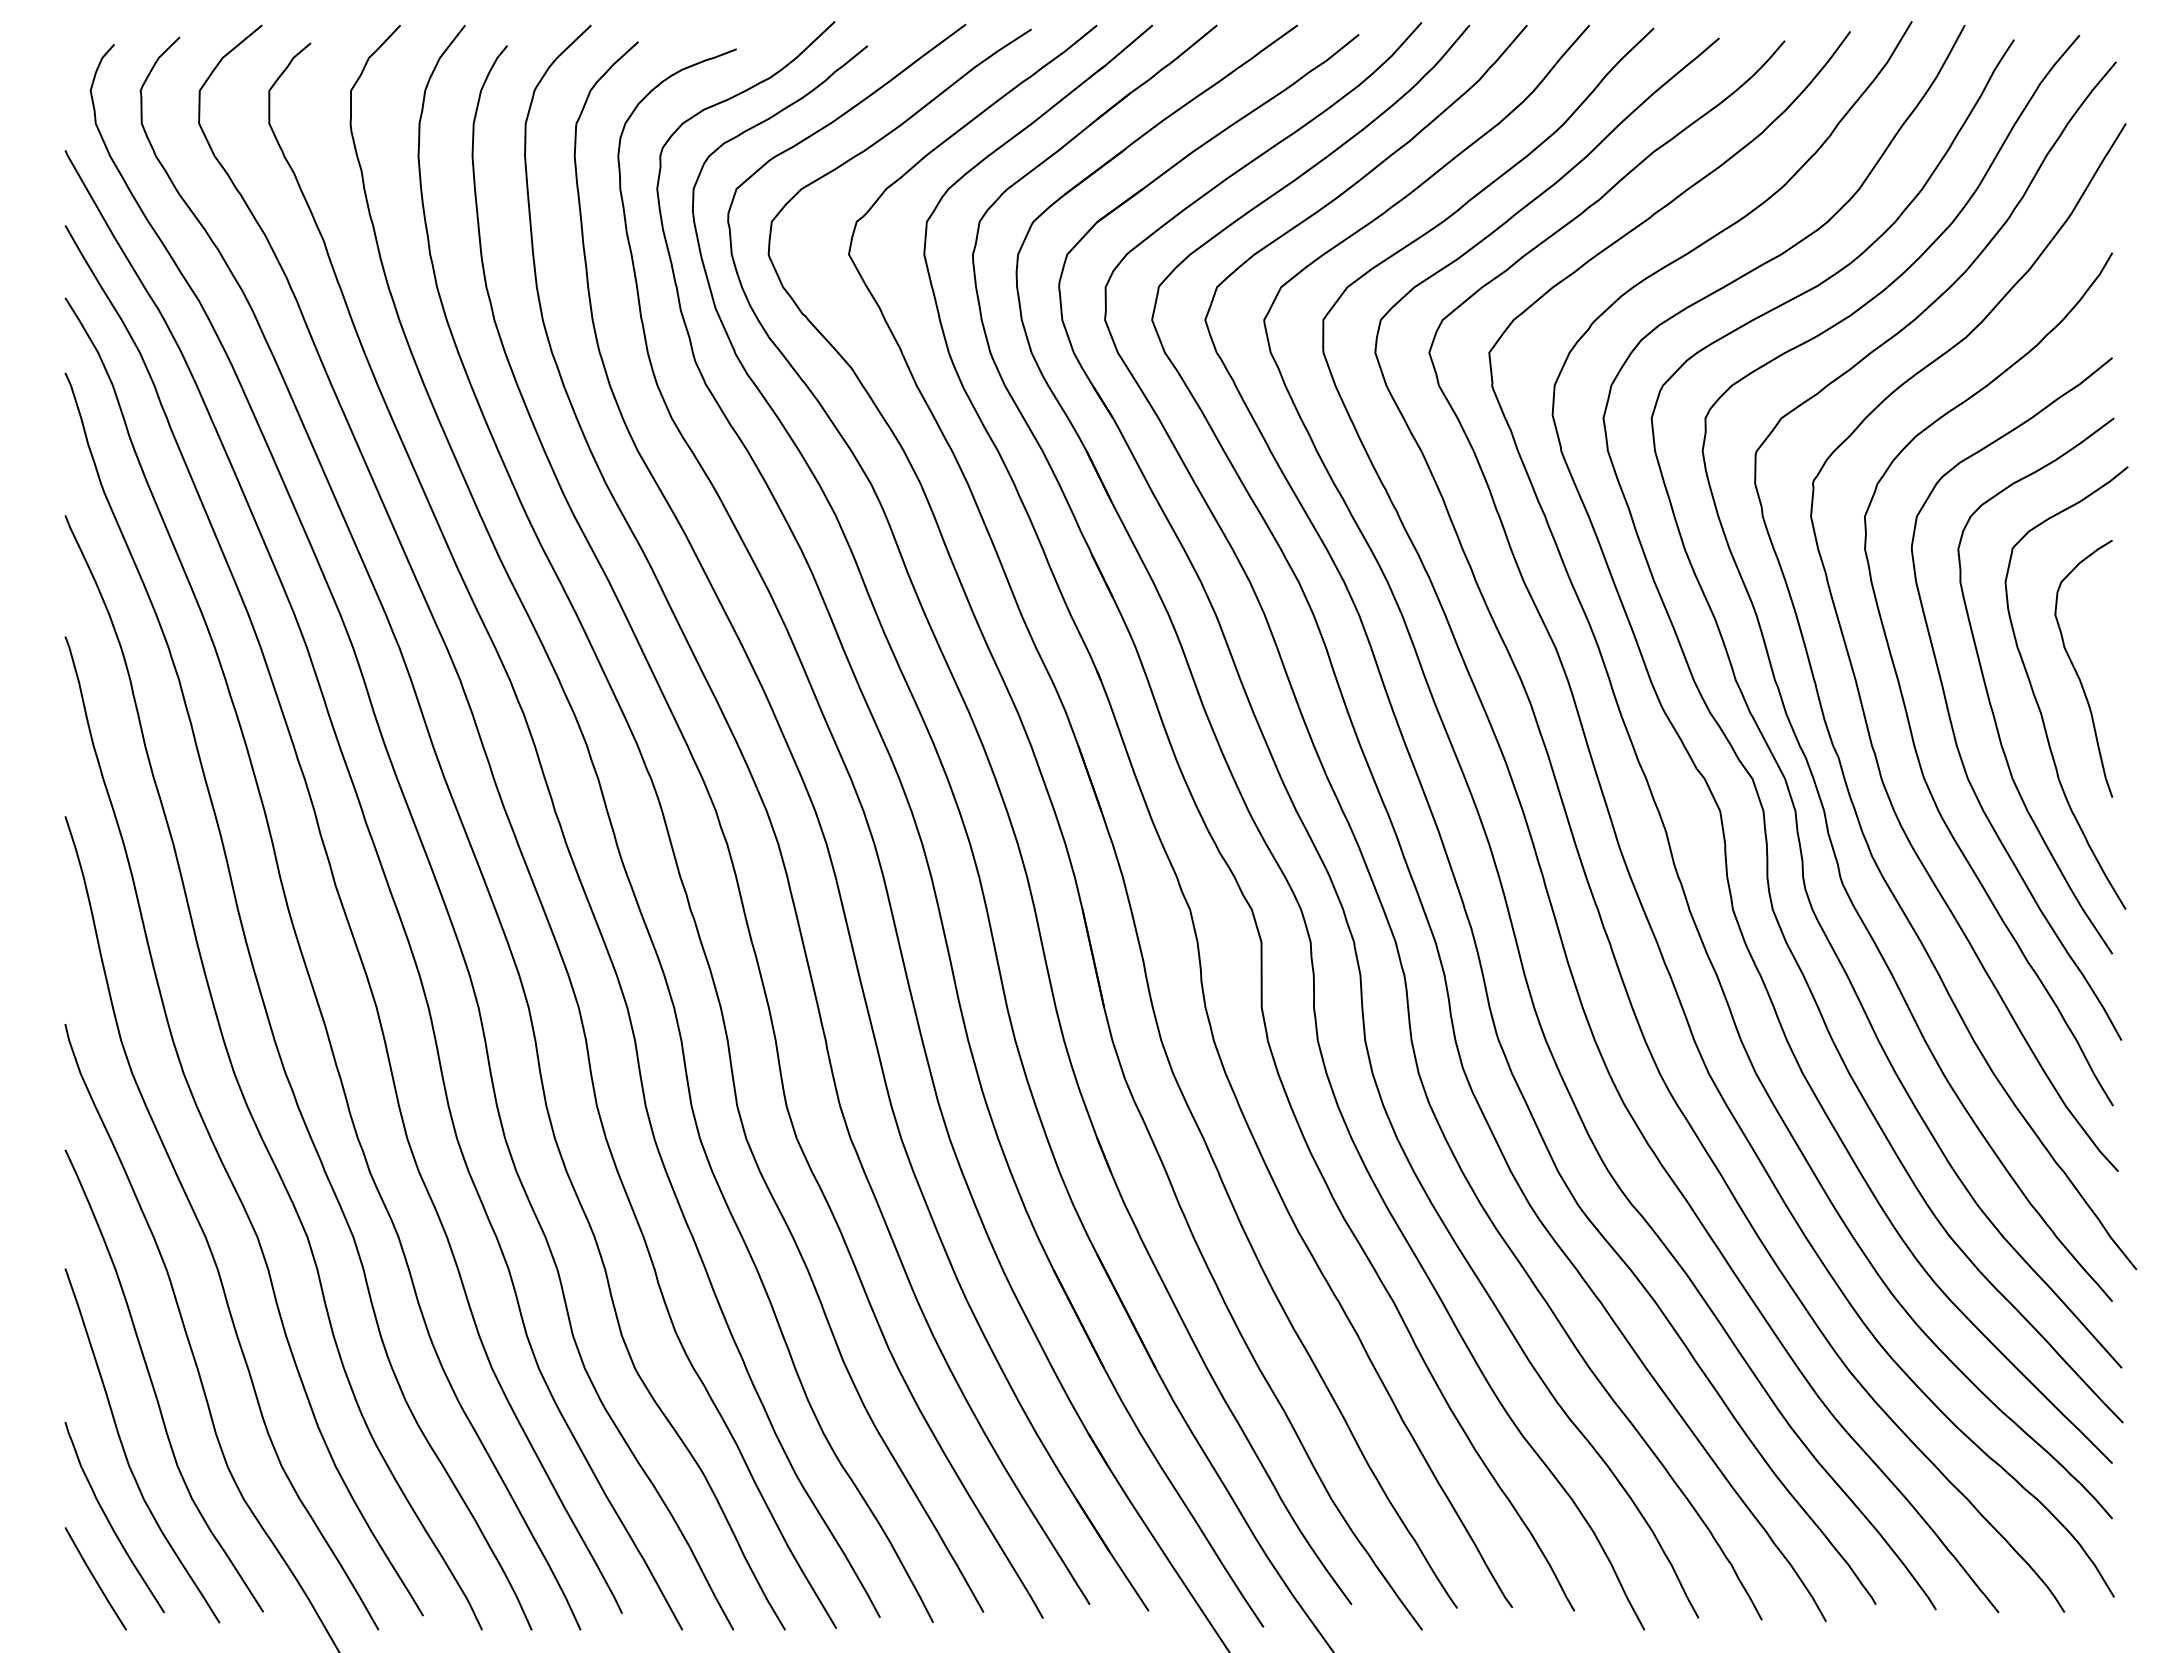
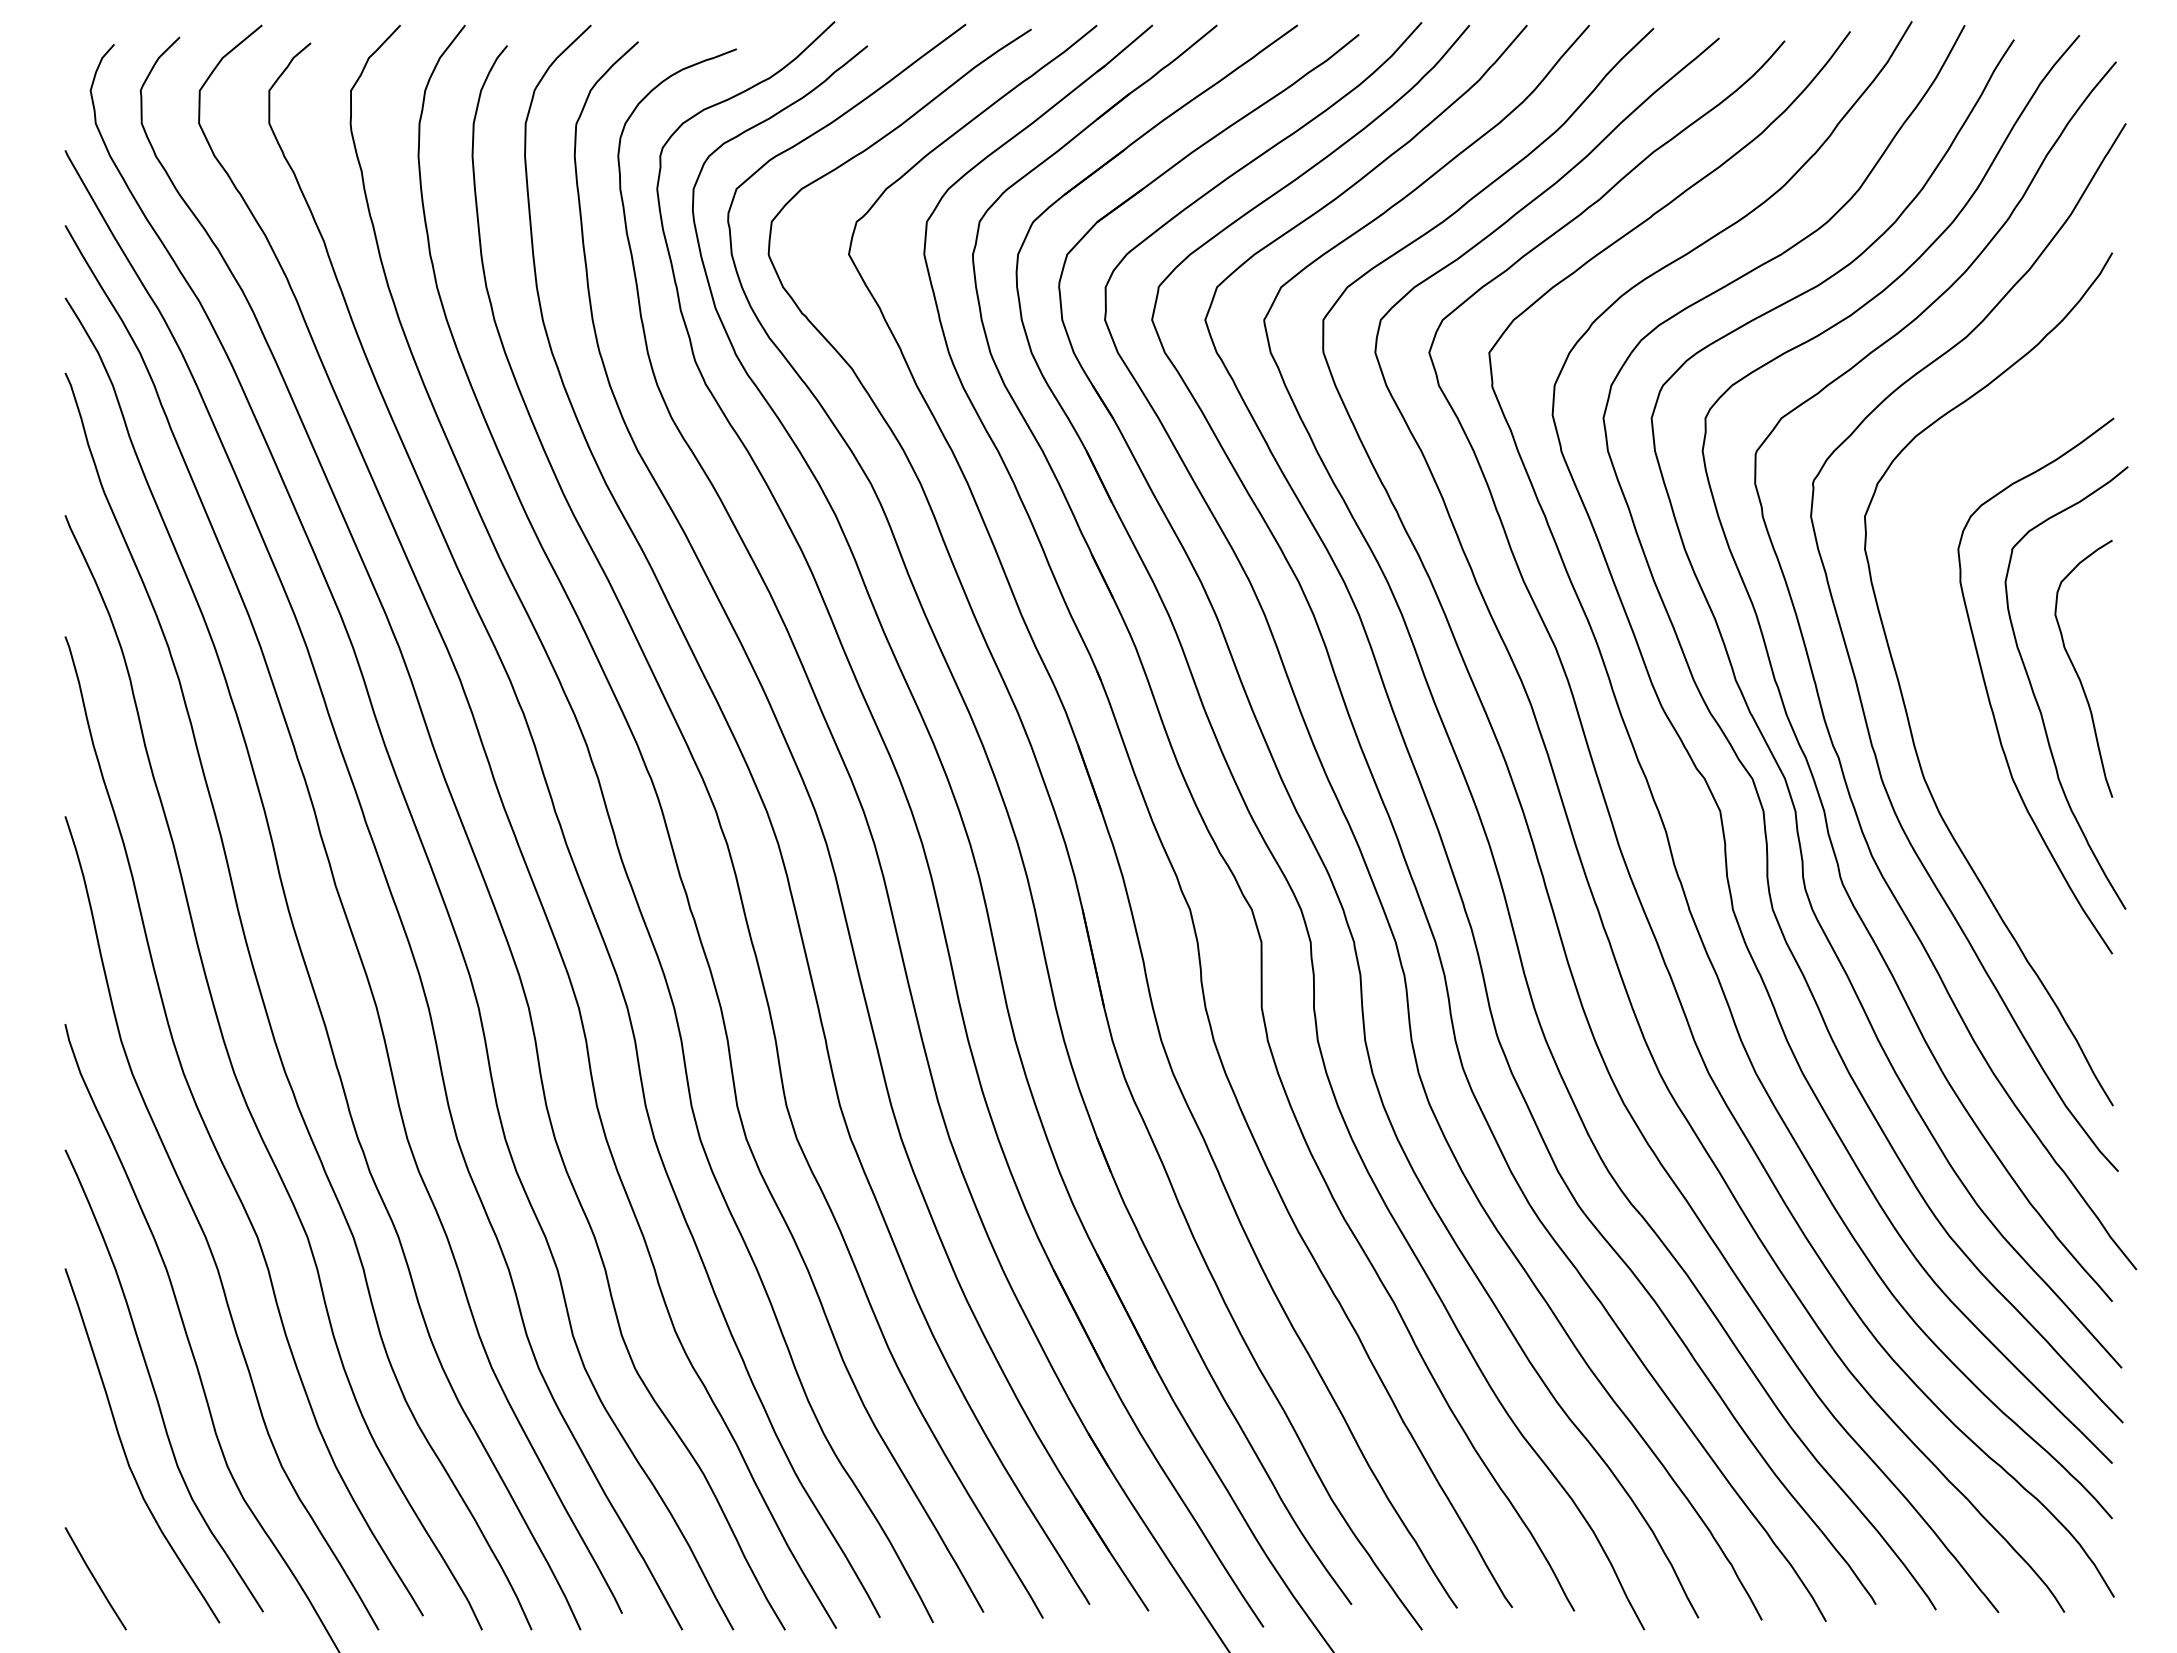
curve: present -> none (1950, 715)
curve: present -> none (109, 1520)
